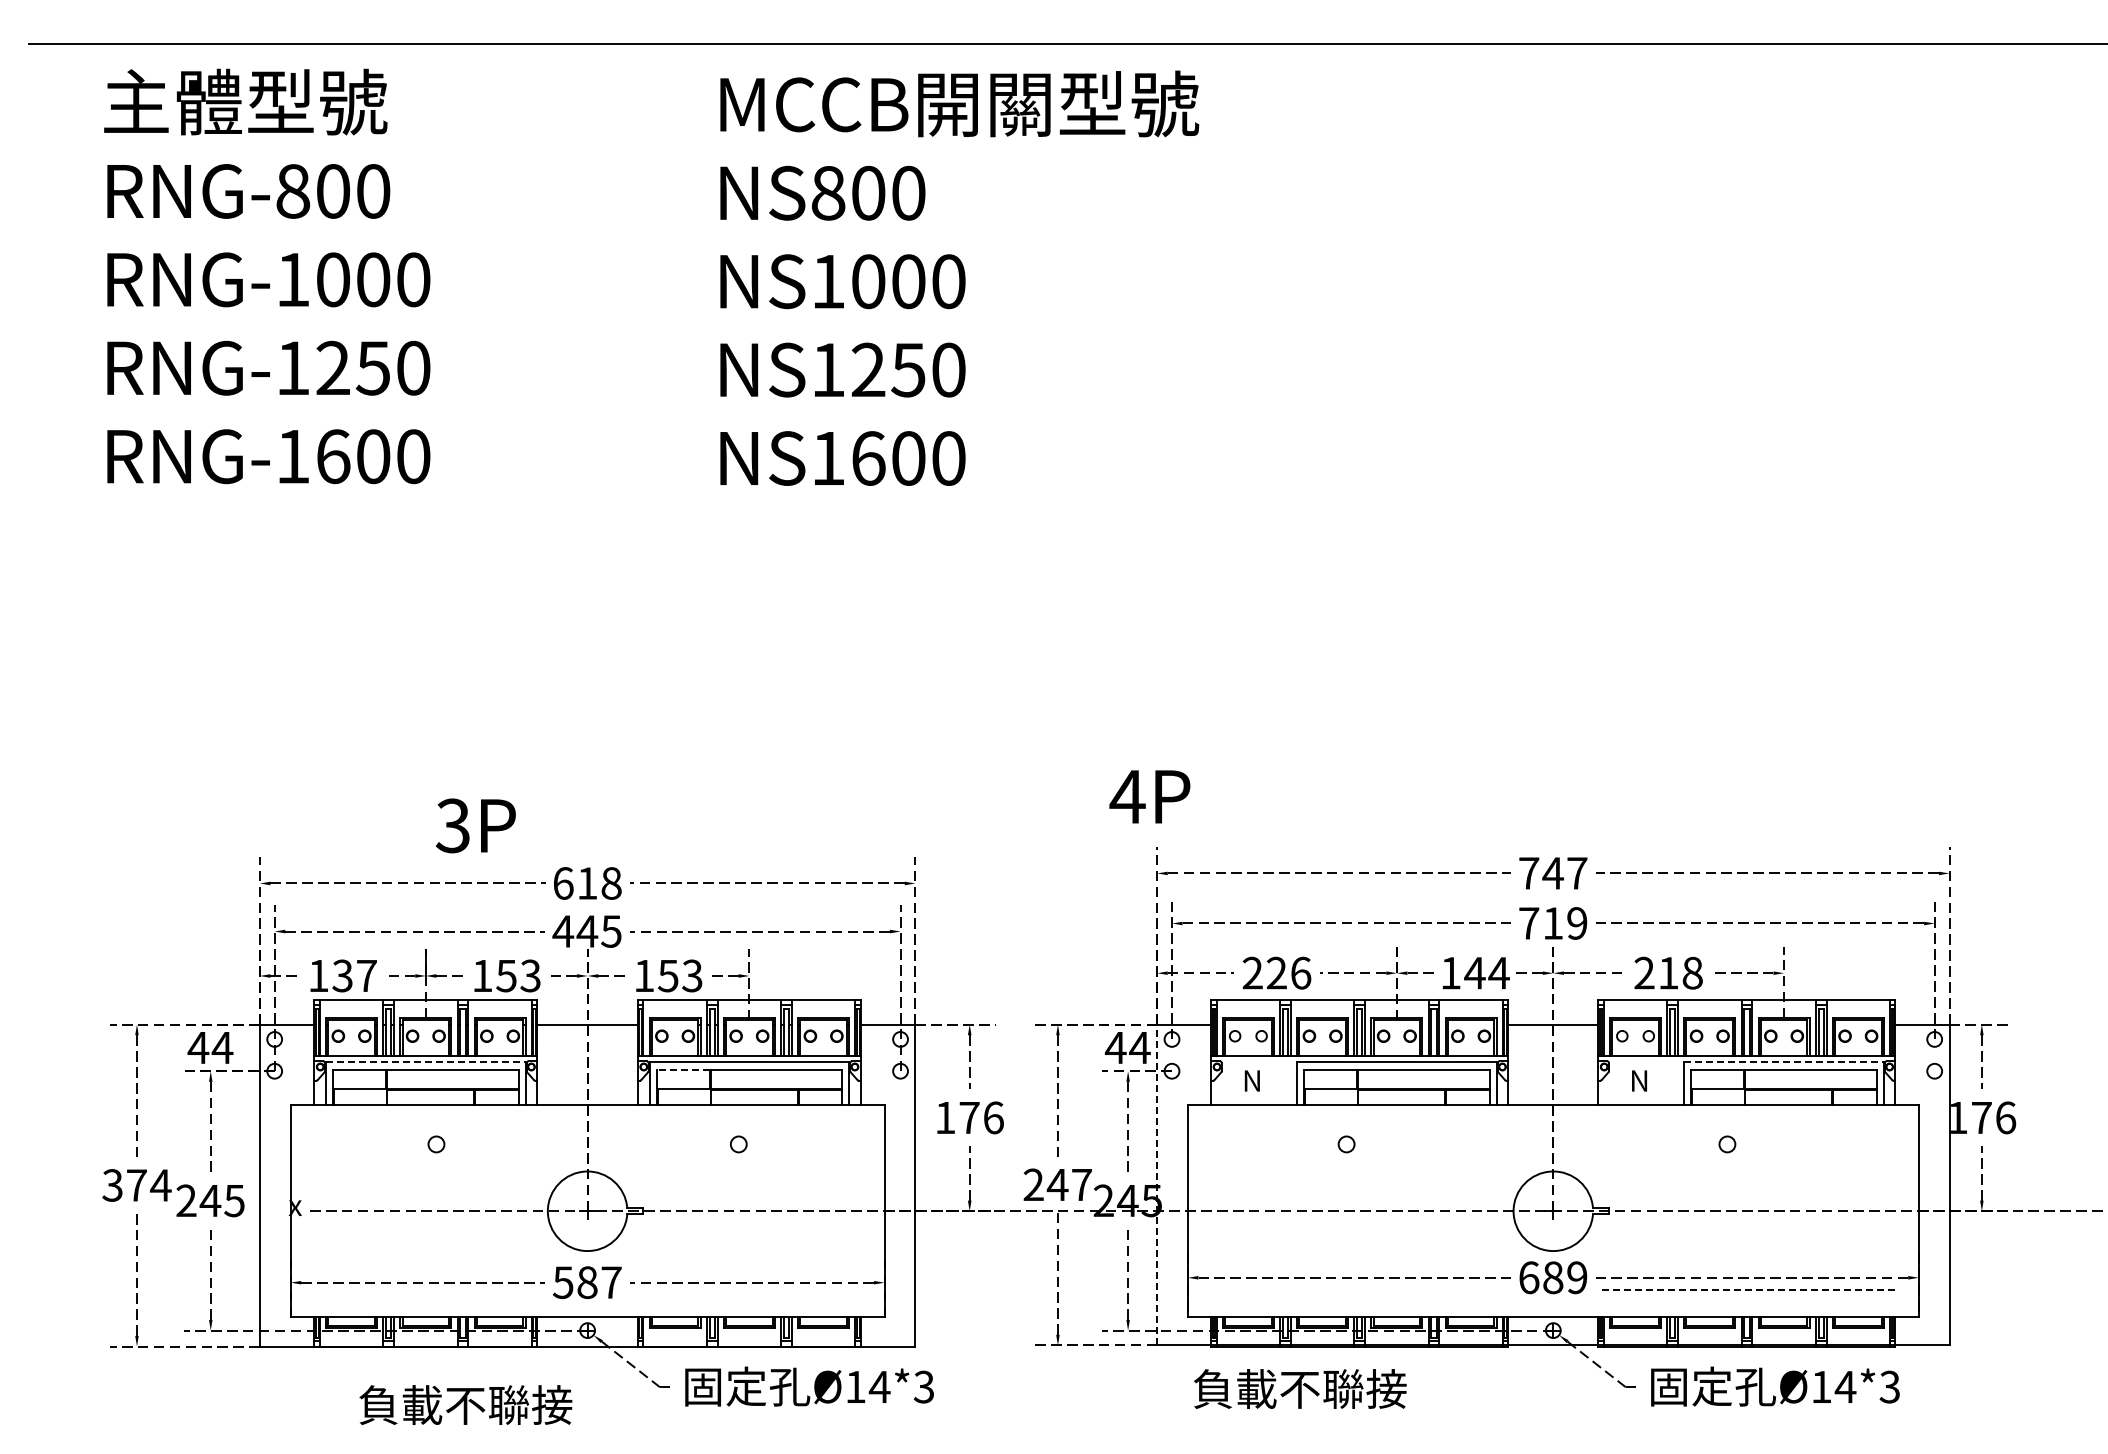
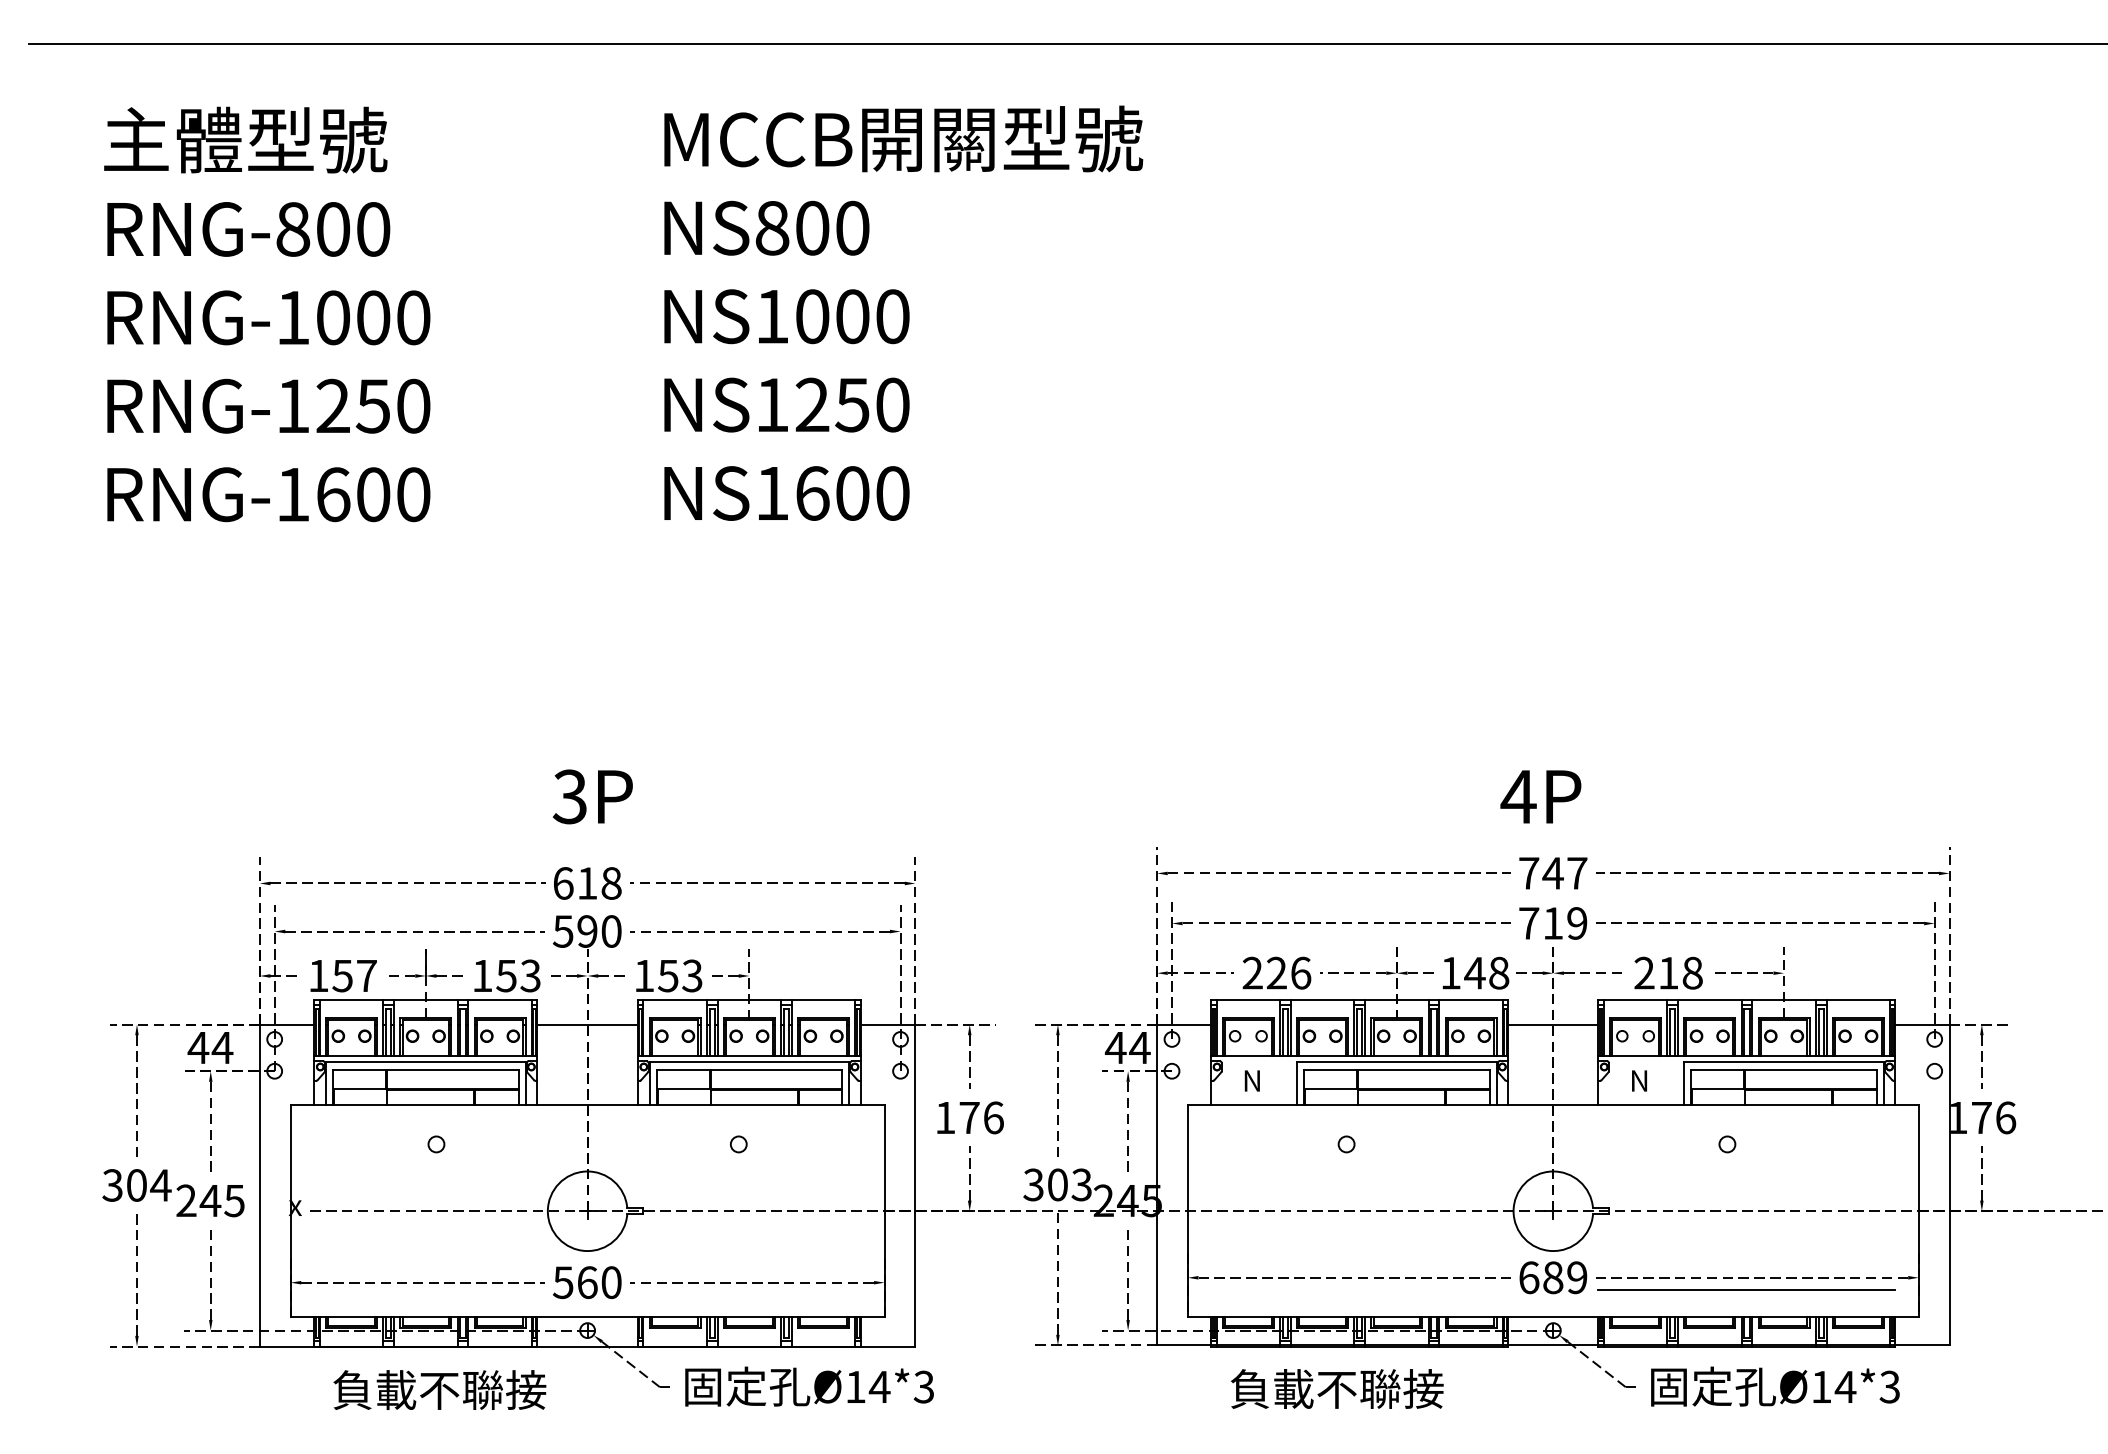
text position: (267, 276) -> (267, 314) (267, 314)
text position: (959, 277) -> (903, 312) (903, 312)
text position: (1149, 796) -> (1540, 796) (1540, 796)
text position: (475, 825) -> (592, 796) (592, 796)
text: 445 -> 590 (586, 931)
text: 144 -> 148 (1498, 972)
text: 137 -> 157 (342, 975)
line: dashed -> solid (425, 1061)
line: dashed -> solid (1784, 1061)
line: dashed -> solid (683, 1069)
text: 247 -> 303 (1057, 1184)
line: dashed -> solid (1157, 1184)
text: 374 -> 304 (136, 1185)
text: 587 -> 560 (599, 1282)
line: dashed -> solid (1746, 1289)
text position: (1300, 1388) -> (1337, 1388) (1337, 1388)
text position: (465, 1404) -> (439, 1389) (439, 1389)
